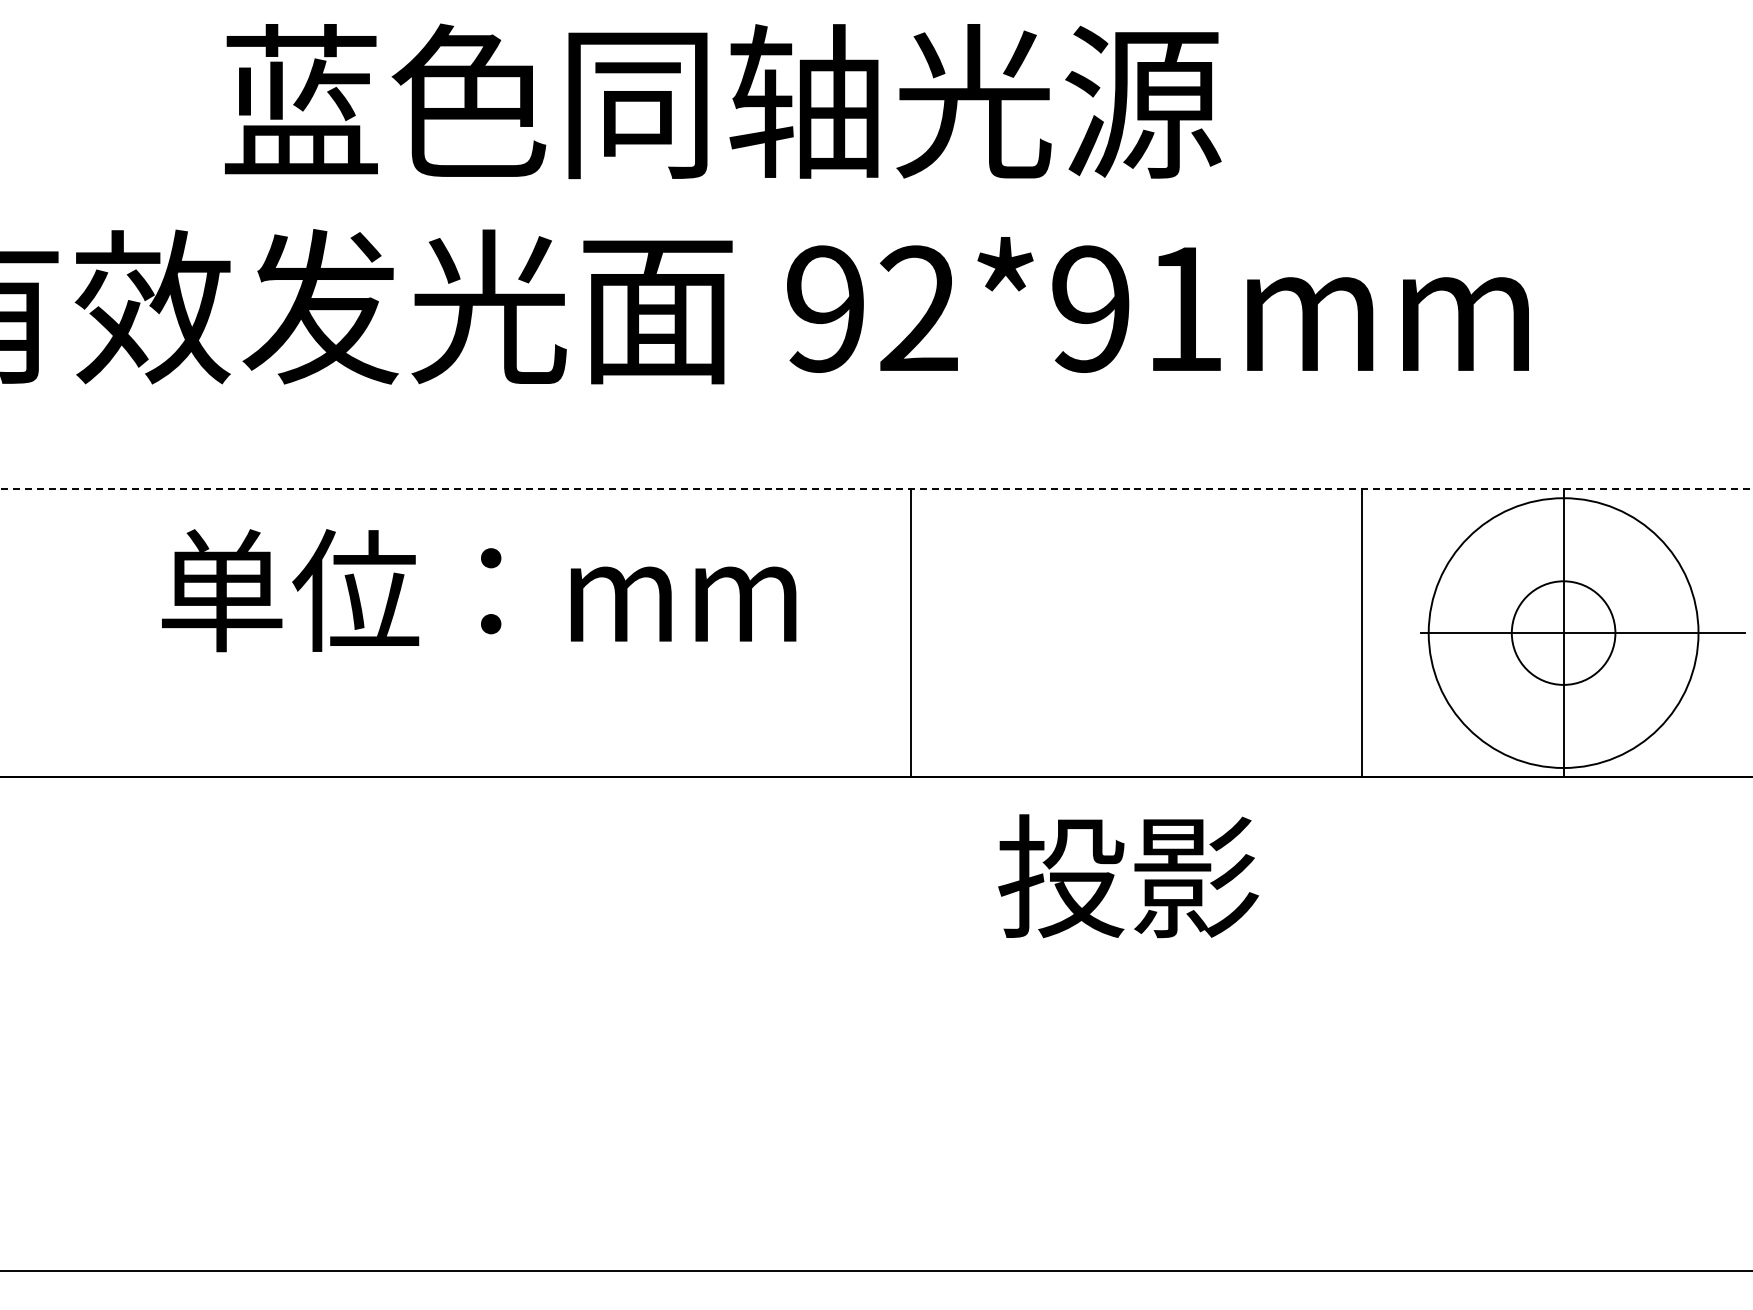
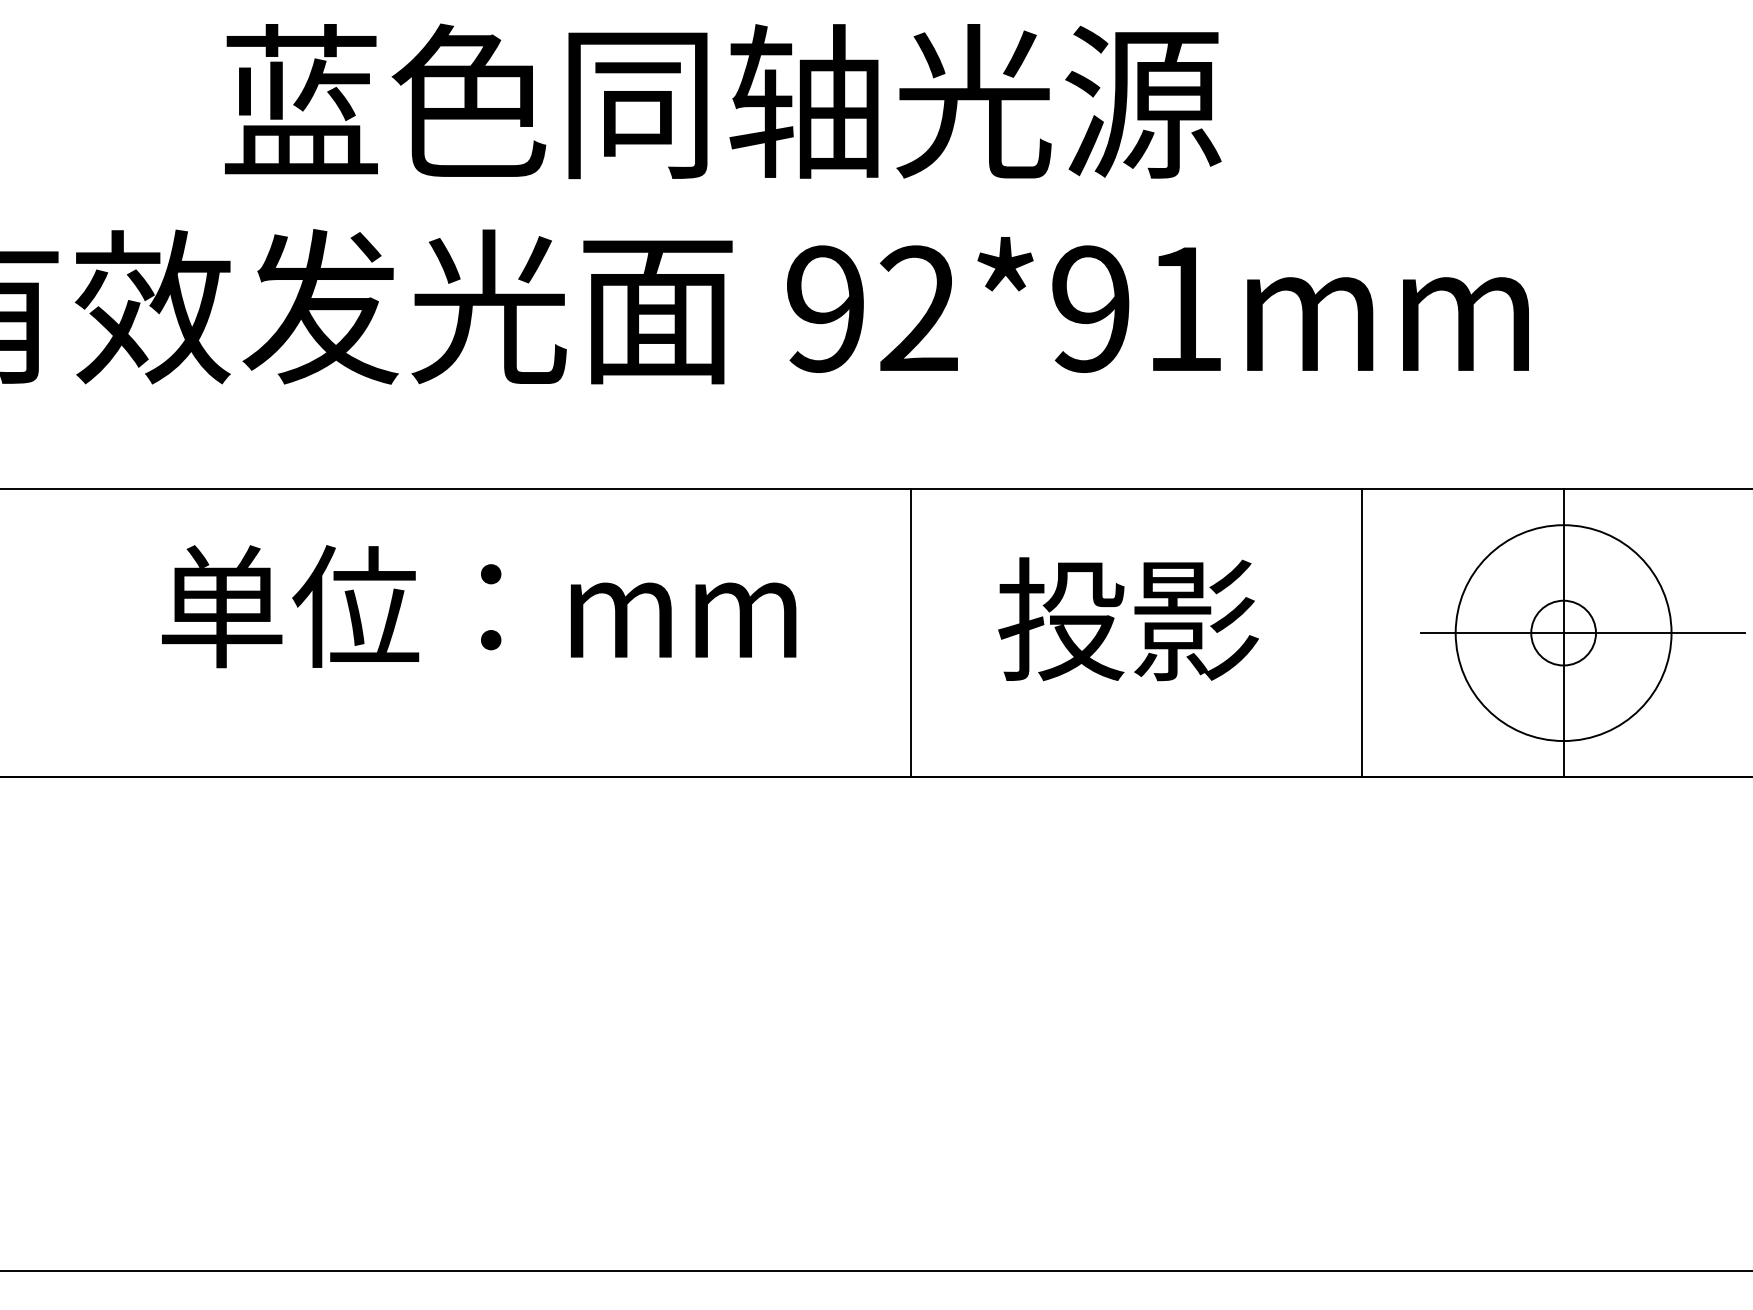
line: dashed -> solid (876, 489)
text position: (479, 590) -> (479, 606) (479, 606)
circle diameter: 104 px -> 65 px (1563, 632)
circle diameter: 270 px -> 216 px (1563, 633)
text position: (1128, 876) -> (1128, 619) (1128, 619)
